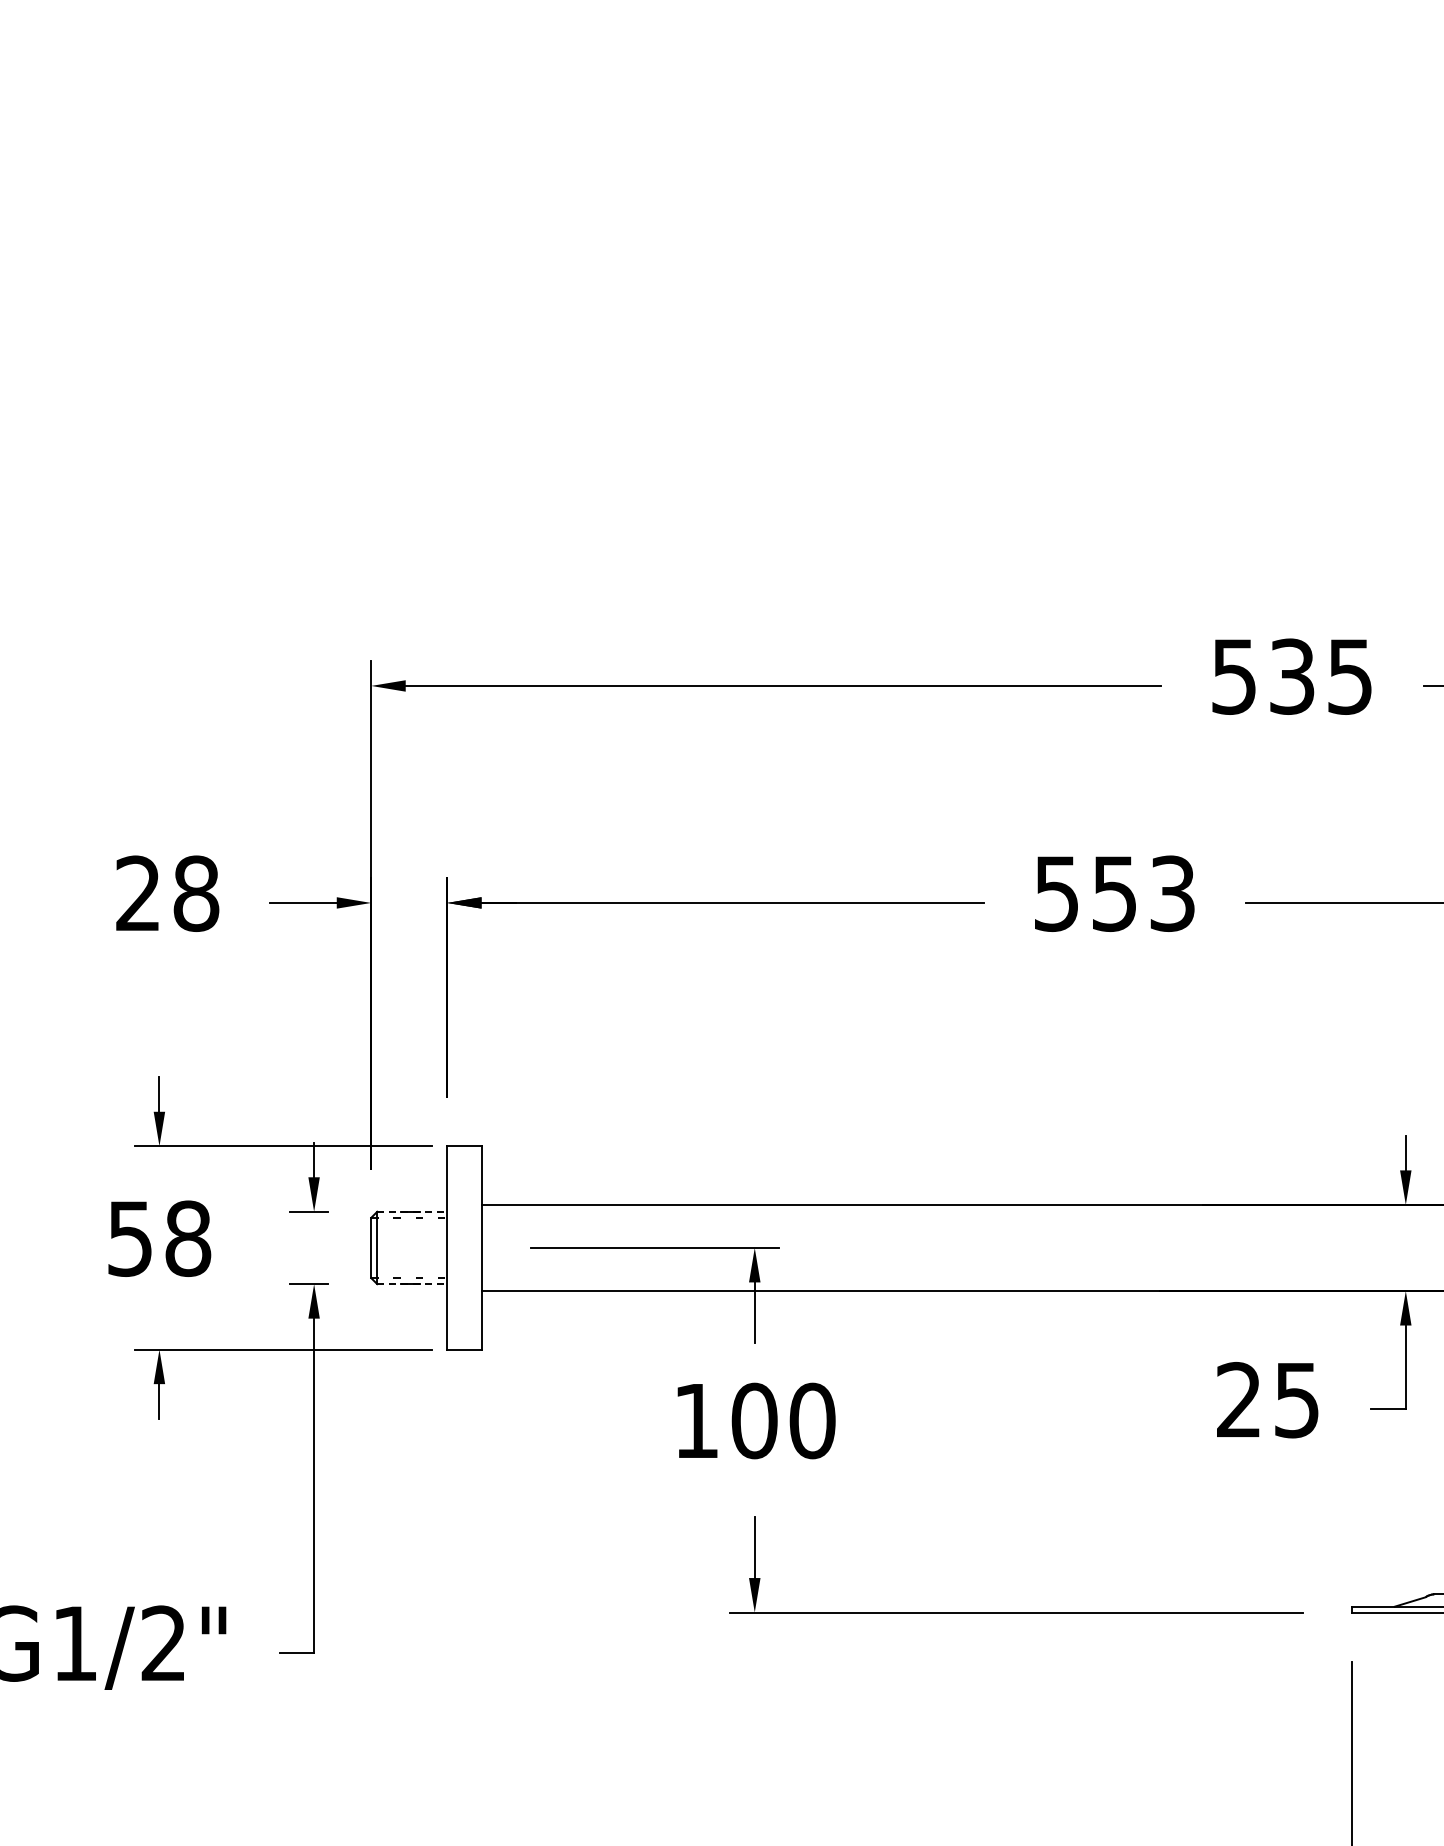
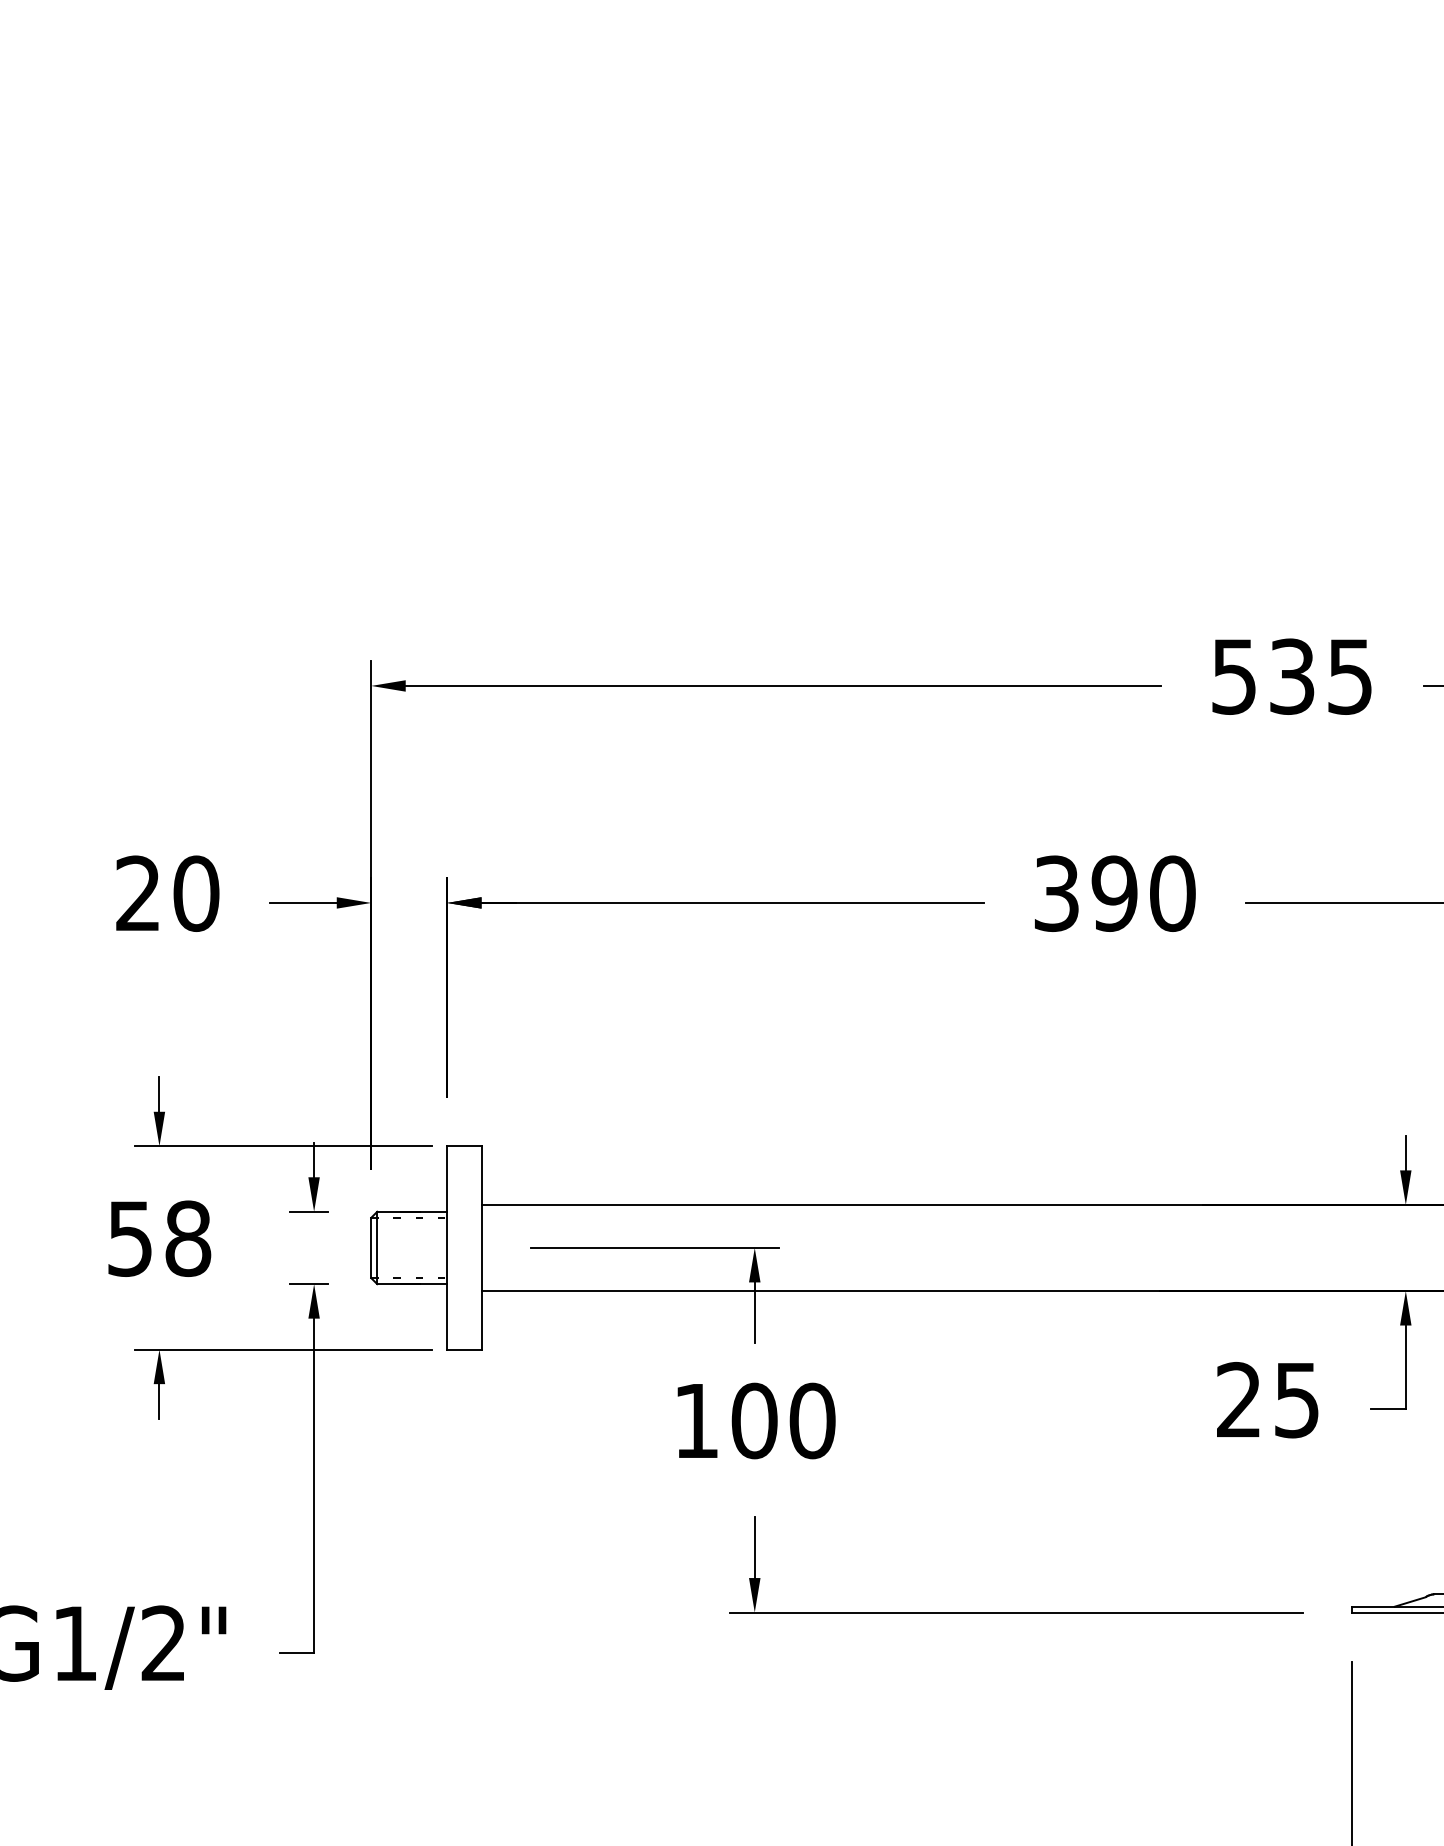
text: 28 -> 20 (196, 893)
text: 553 -> 390 (1114, 893)
line: dashed -> solid (412, 1211)
line: dashed -> solid (412, 1284)
